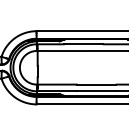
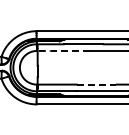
line: solid -> dashed (62, 51)
line: solid -> dashed (96, 84)
